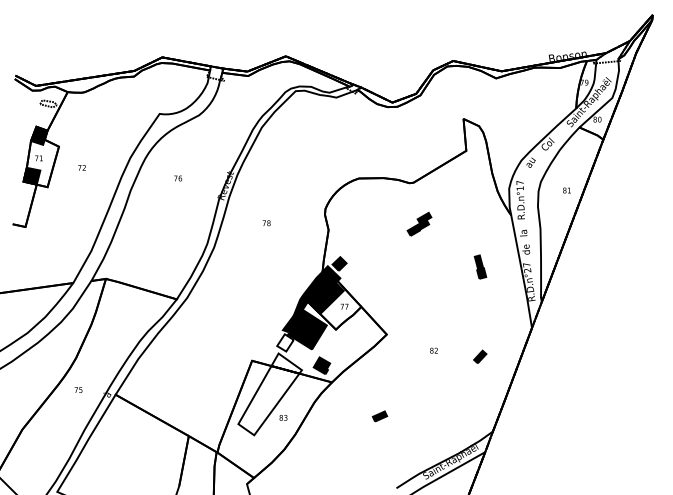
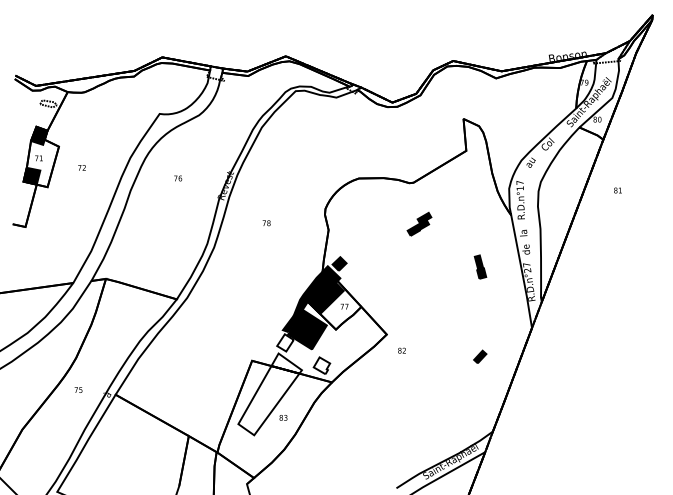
text position: (566, 190) -> (617, 190) (617, 190)
text position: (433, 350) -> (401, 350) (401, 350)
fill: present -> none (321, 365)
part: present -> none (379, 416)
